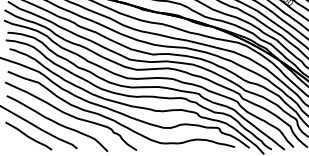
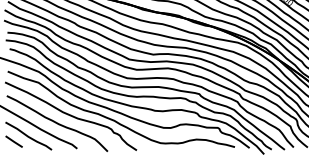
line: none -> present (13, 141)
